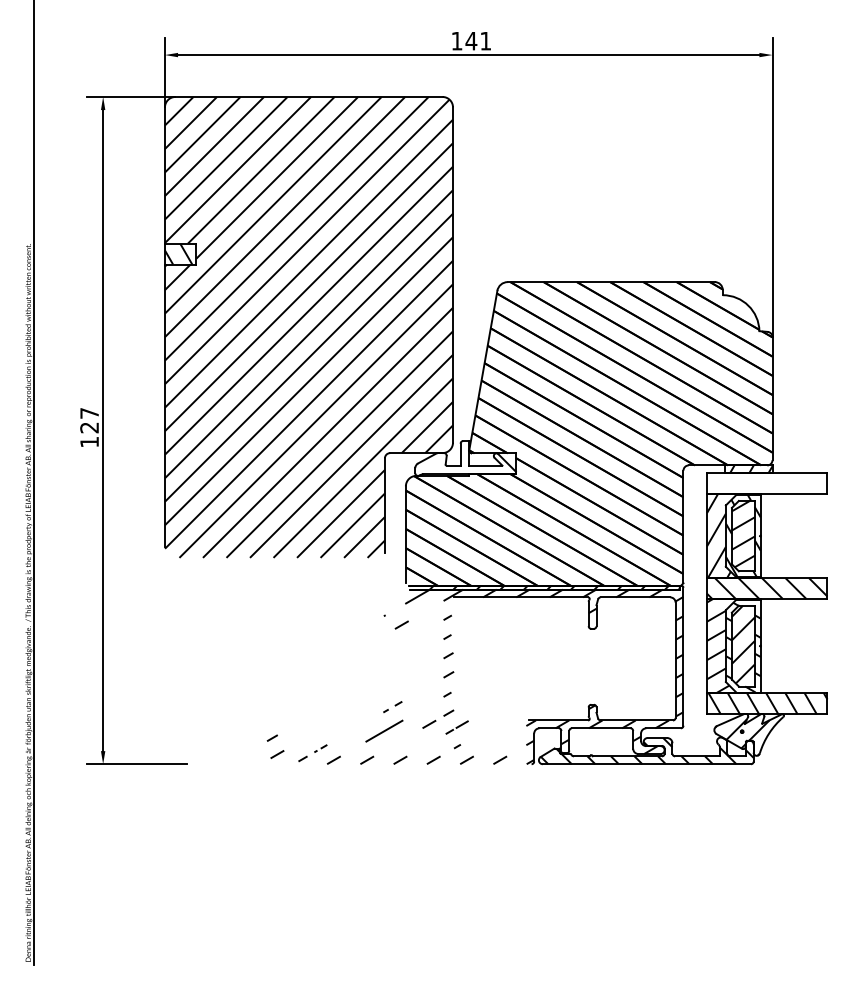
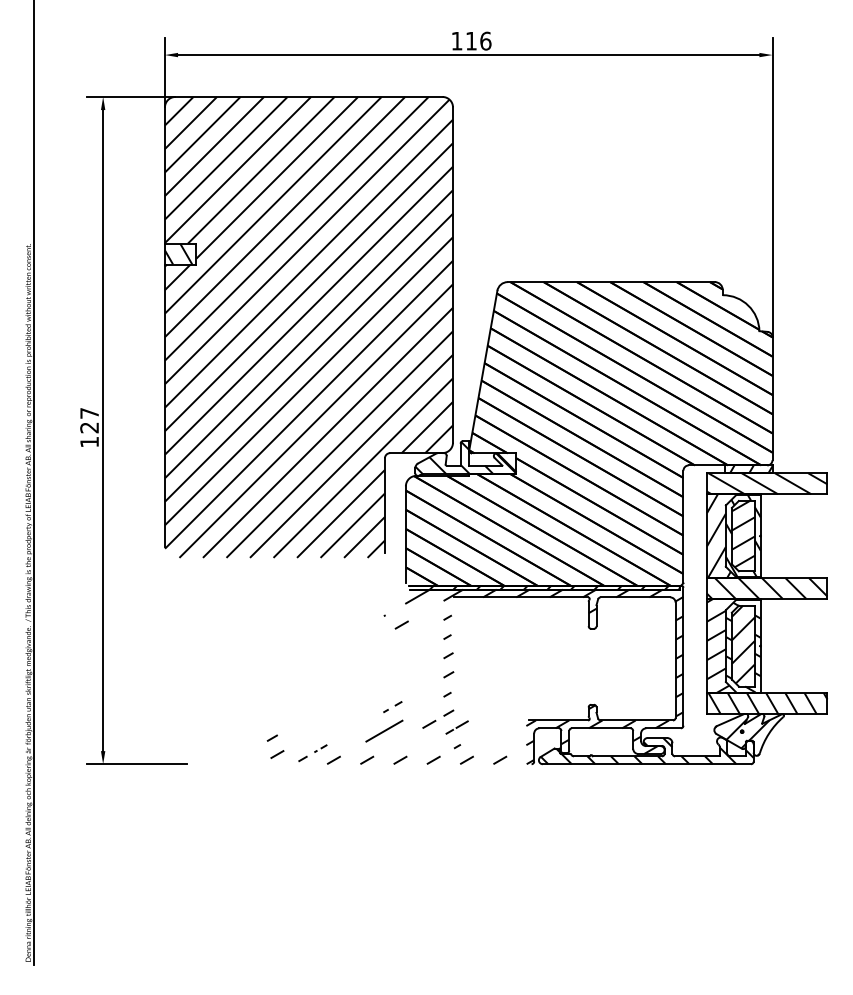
text: 141 -> 116 (478, 40)
hatch: none -> present (465, 457)
hatch: none -> present (767, 483)
